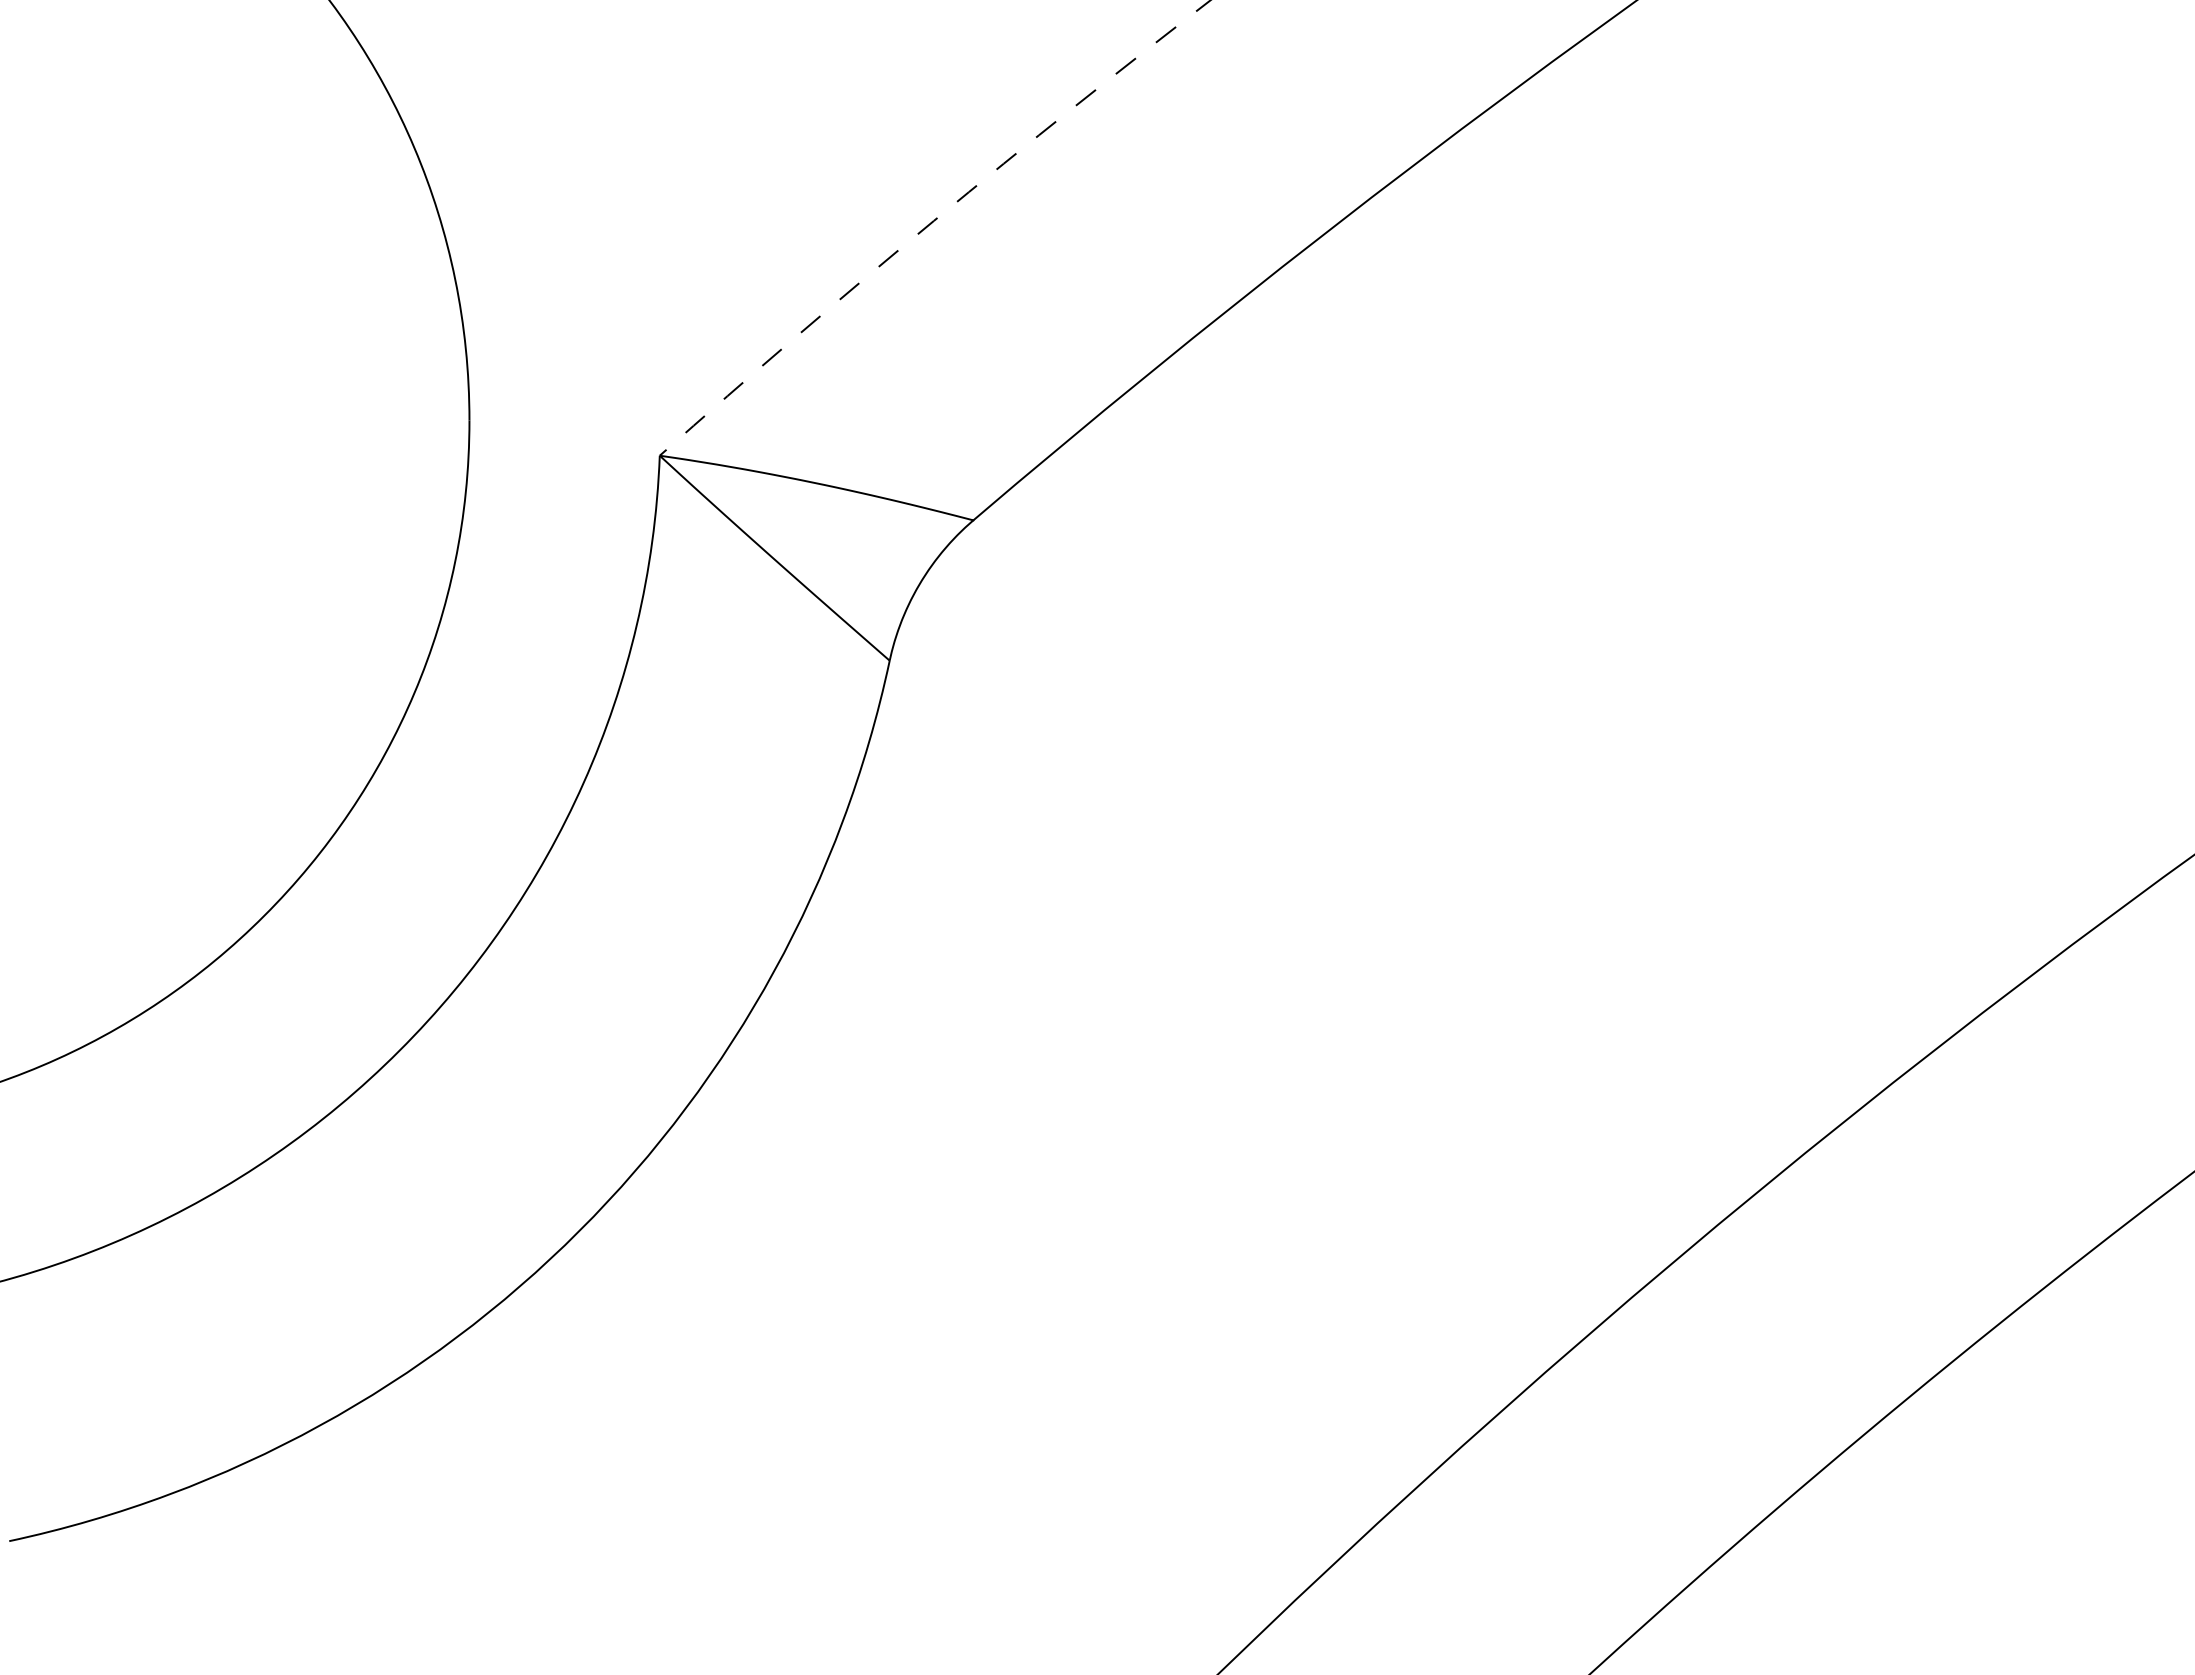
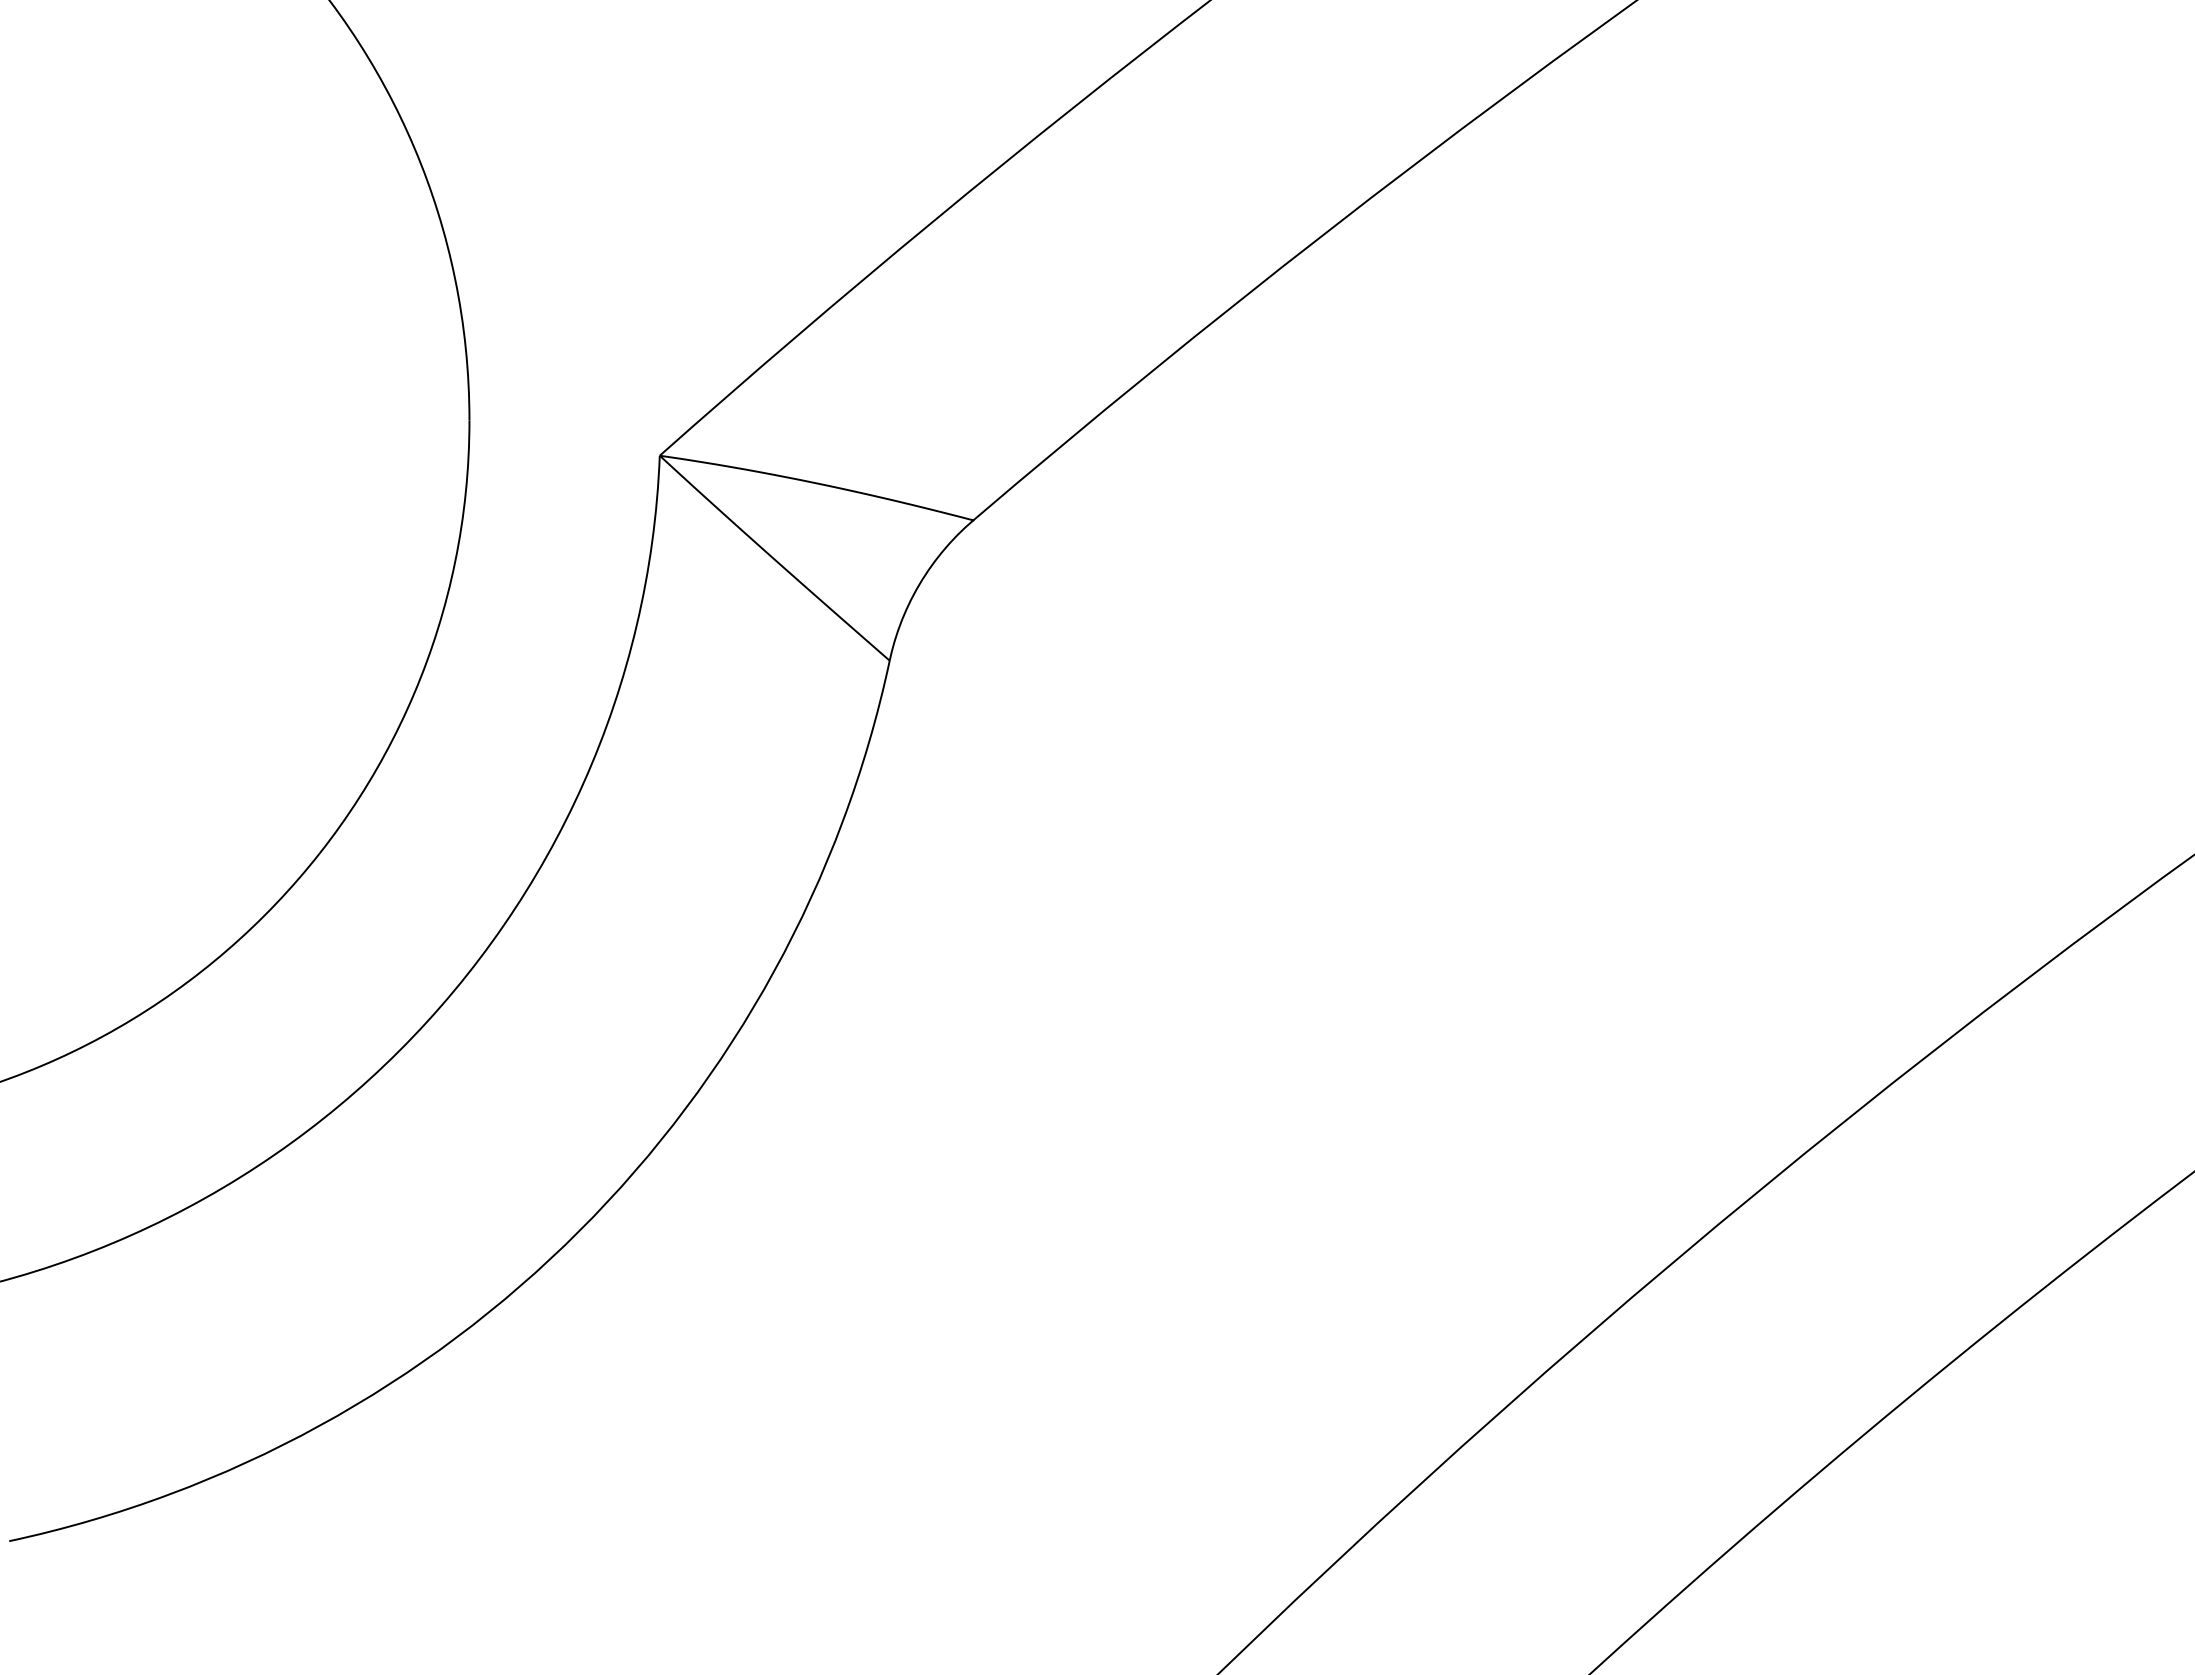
arc: dashed -> solid (931, 222)
